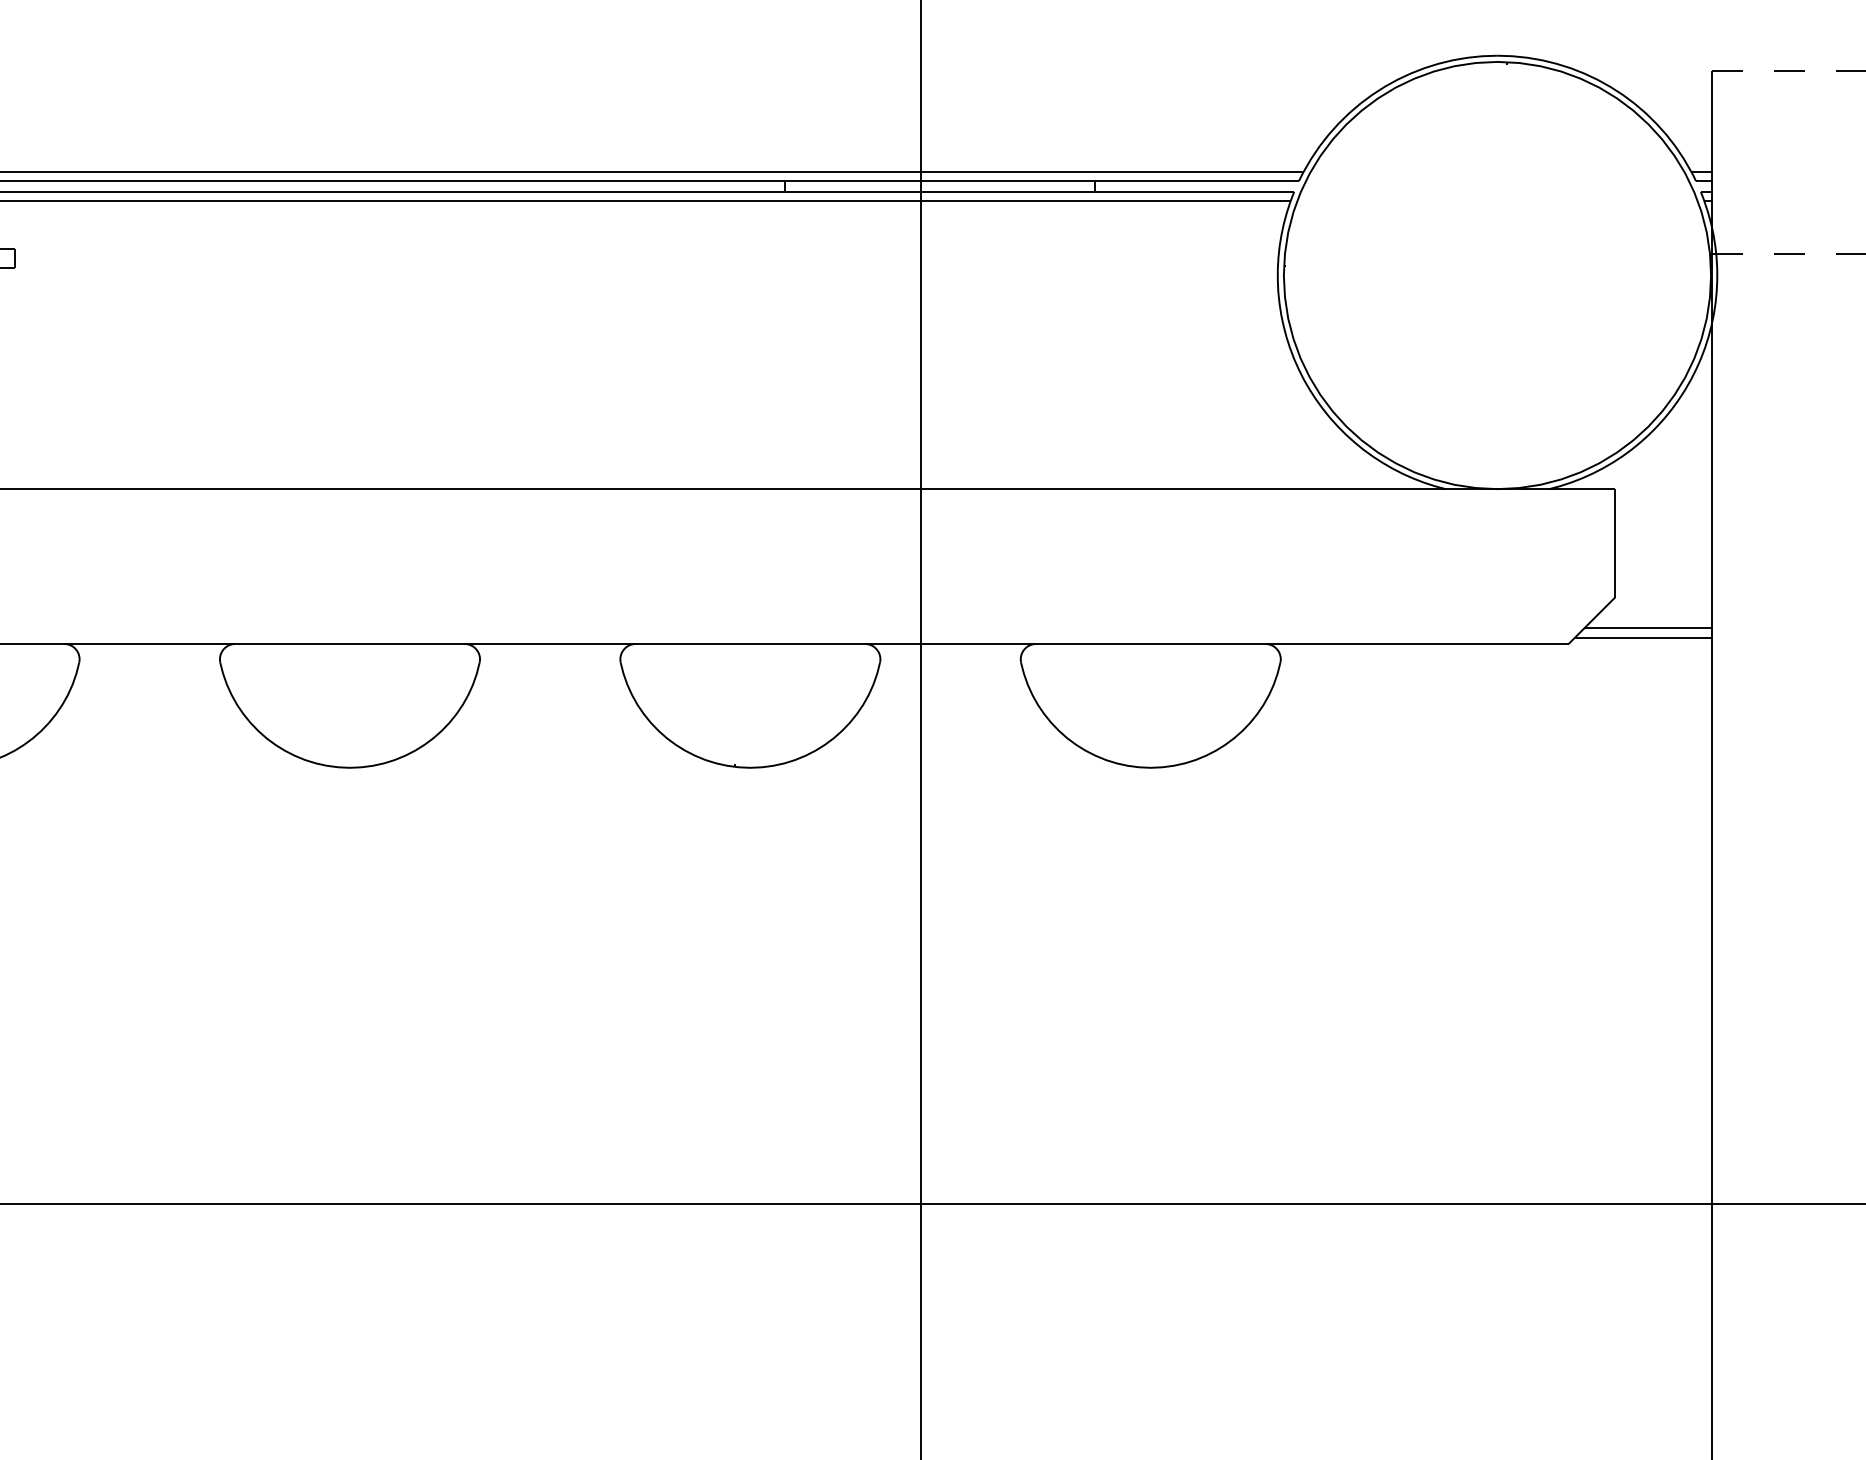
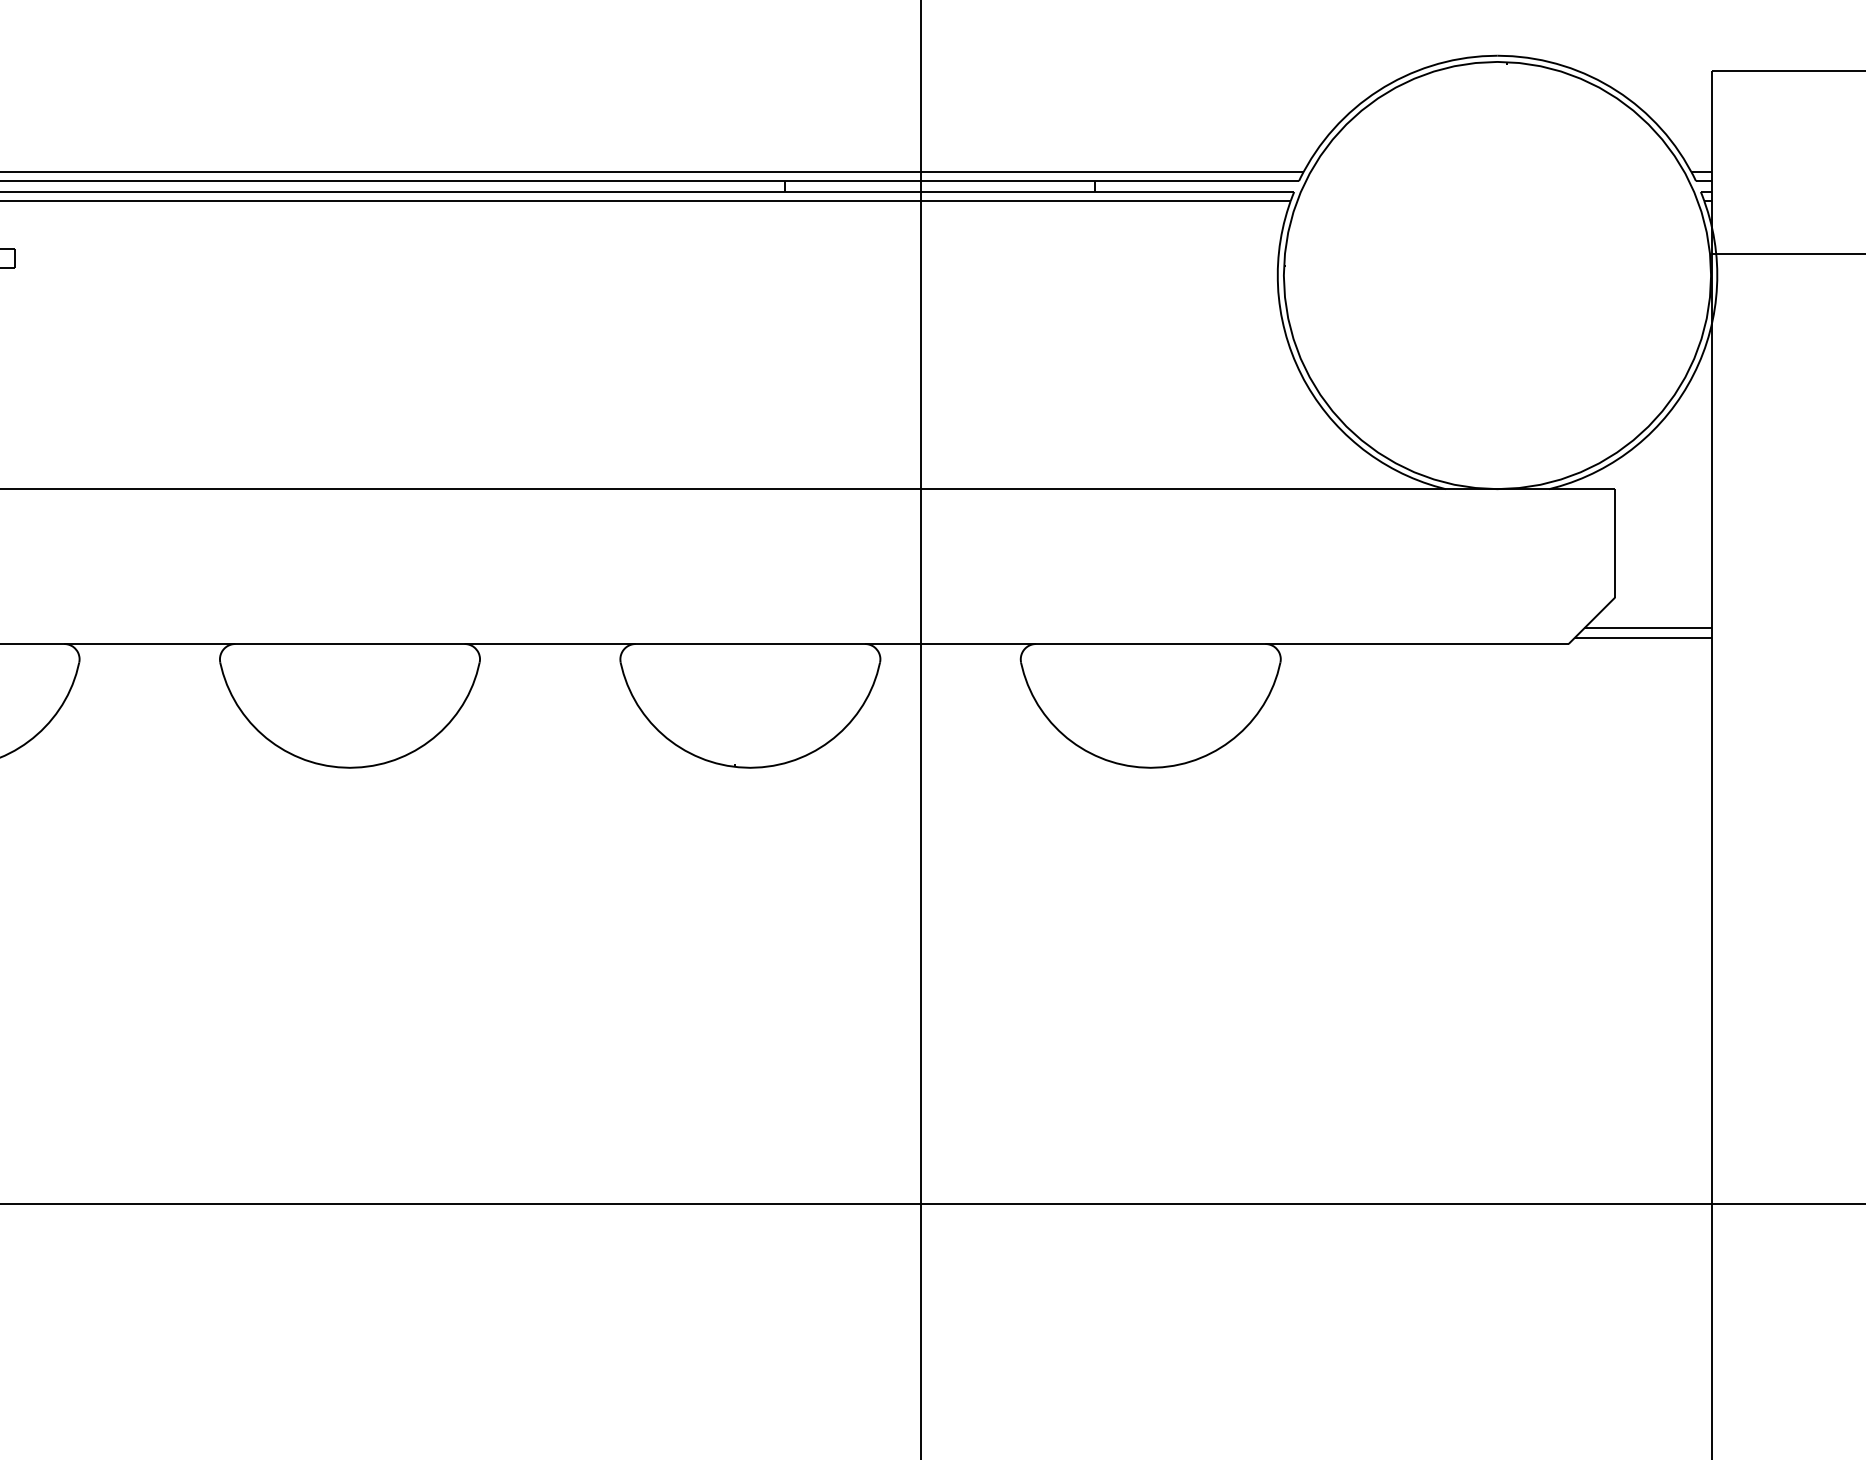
line: dashed -> solid (1788, 70)
line: dashed -> solid (1788, 253)
